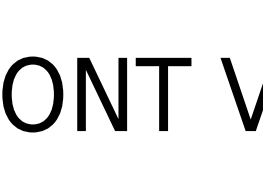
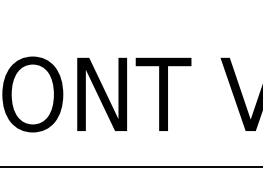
line: none -> present (130, 166)
